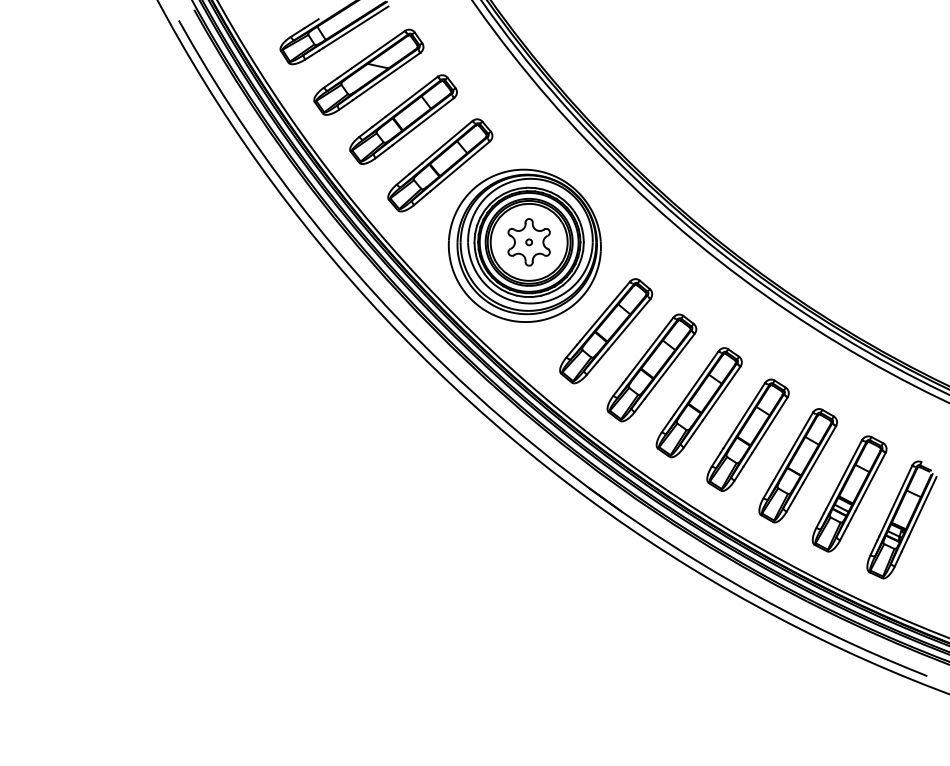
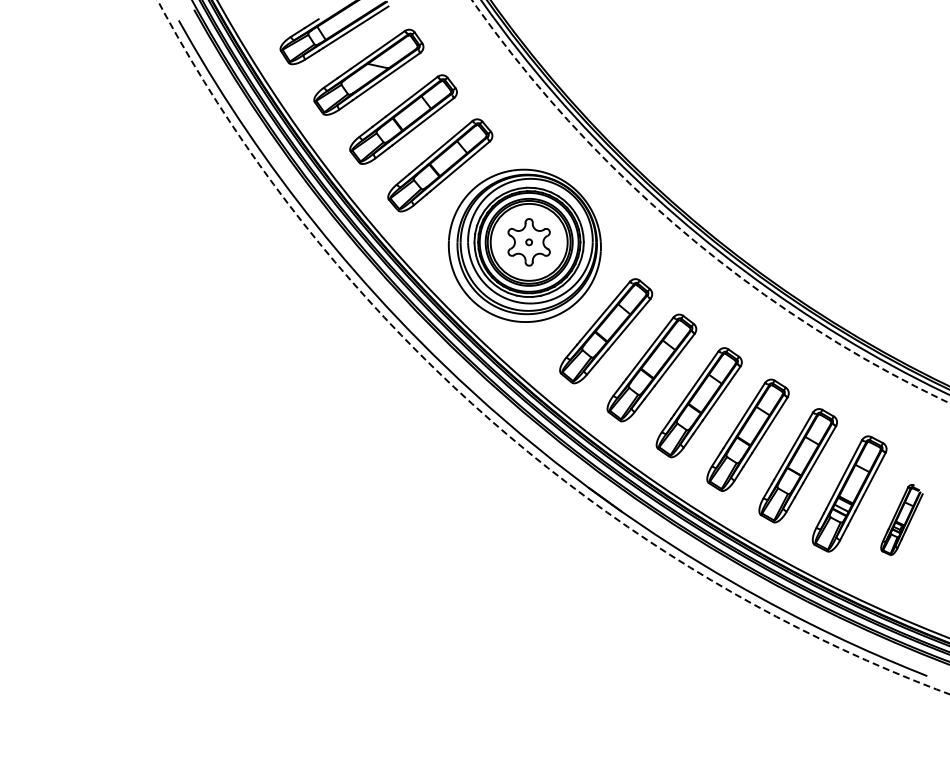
circle: solid -> dashed (710, 201)
arc: solid -> dashed (491, 421)
part size: 72x120 px -> 44x72 px (901, 519)
